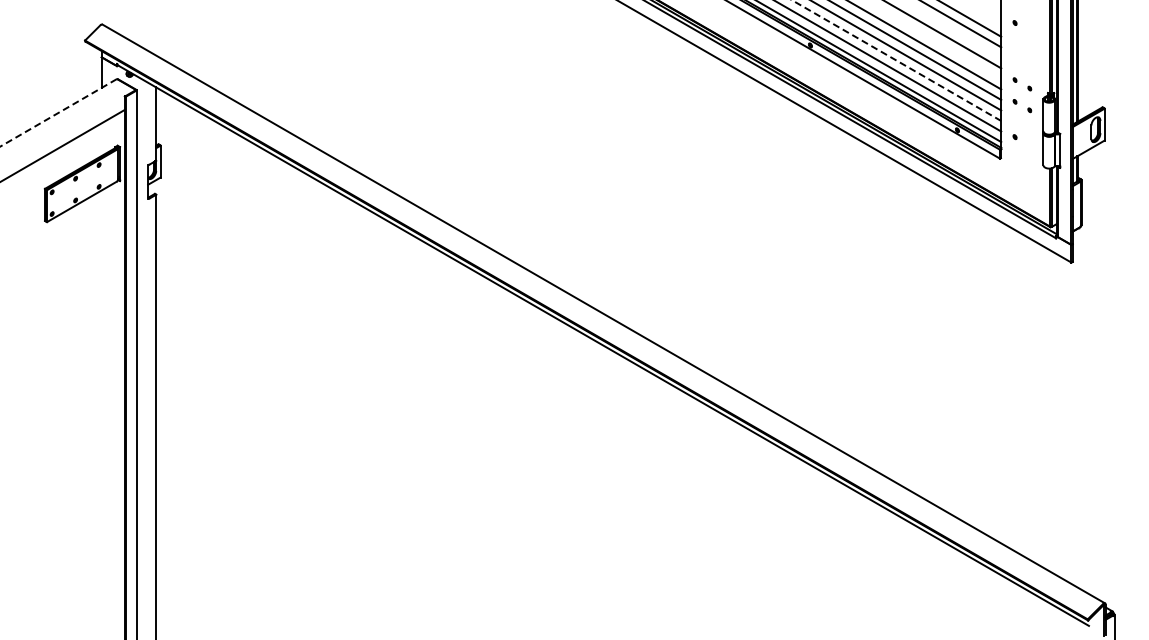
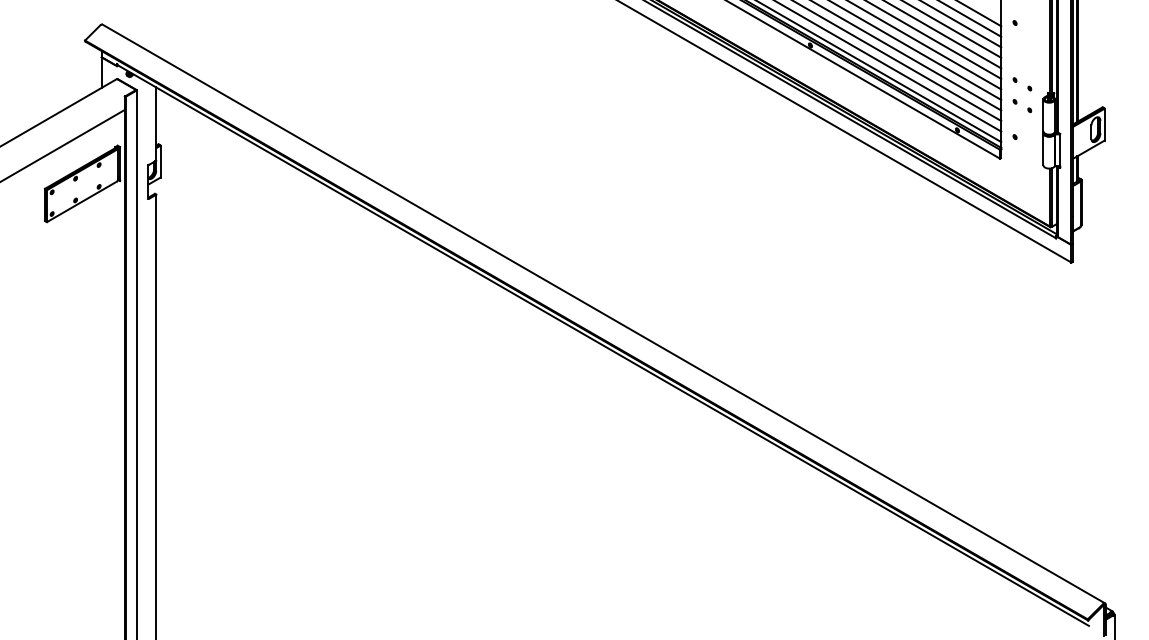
line: none -> present (980, 14)
line: none -> present (952, 29)
line: none -> present (934, 40)
line: dashed -> solid (896, 60)
line: dashed -> solid (58, 113)
